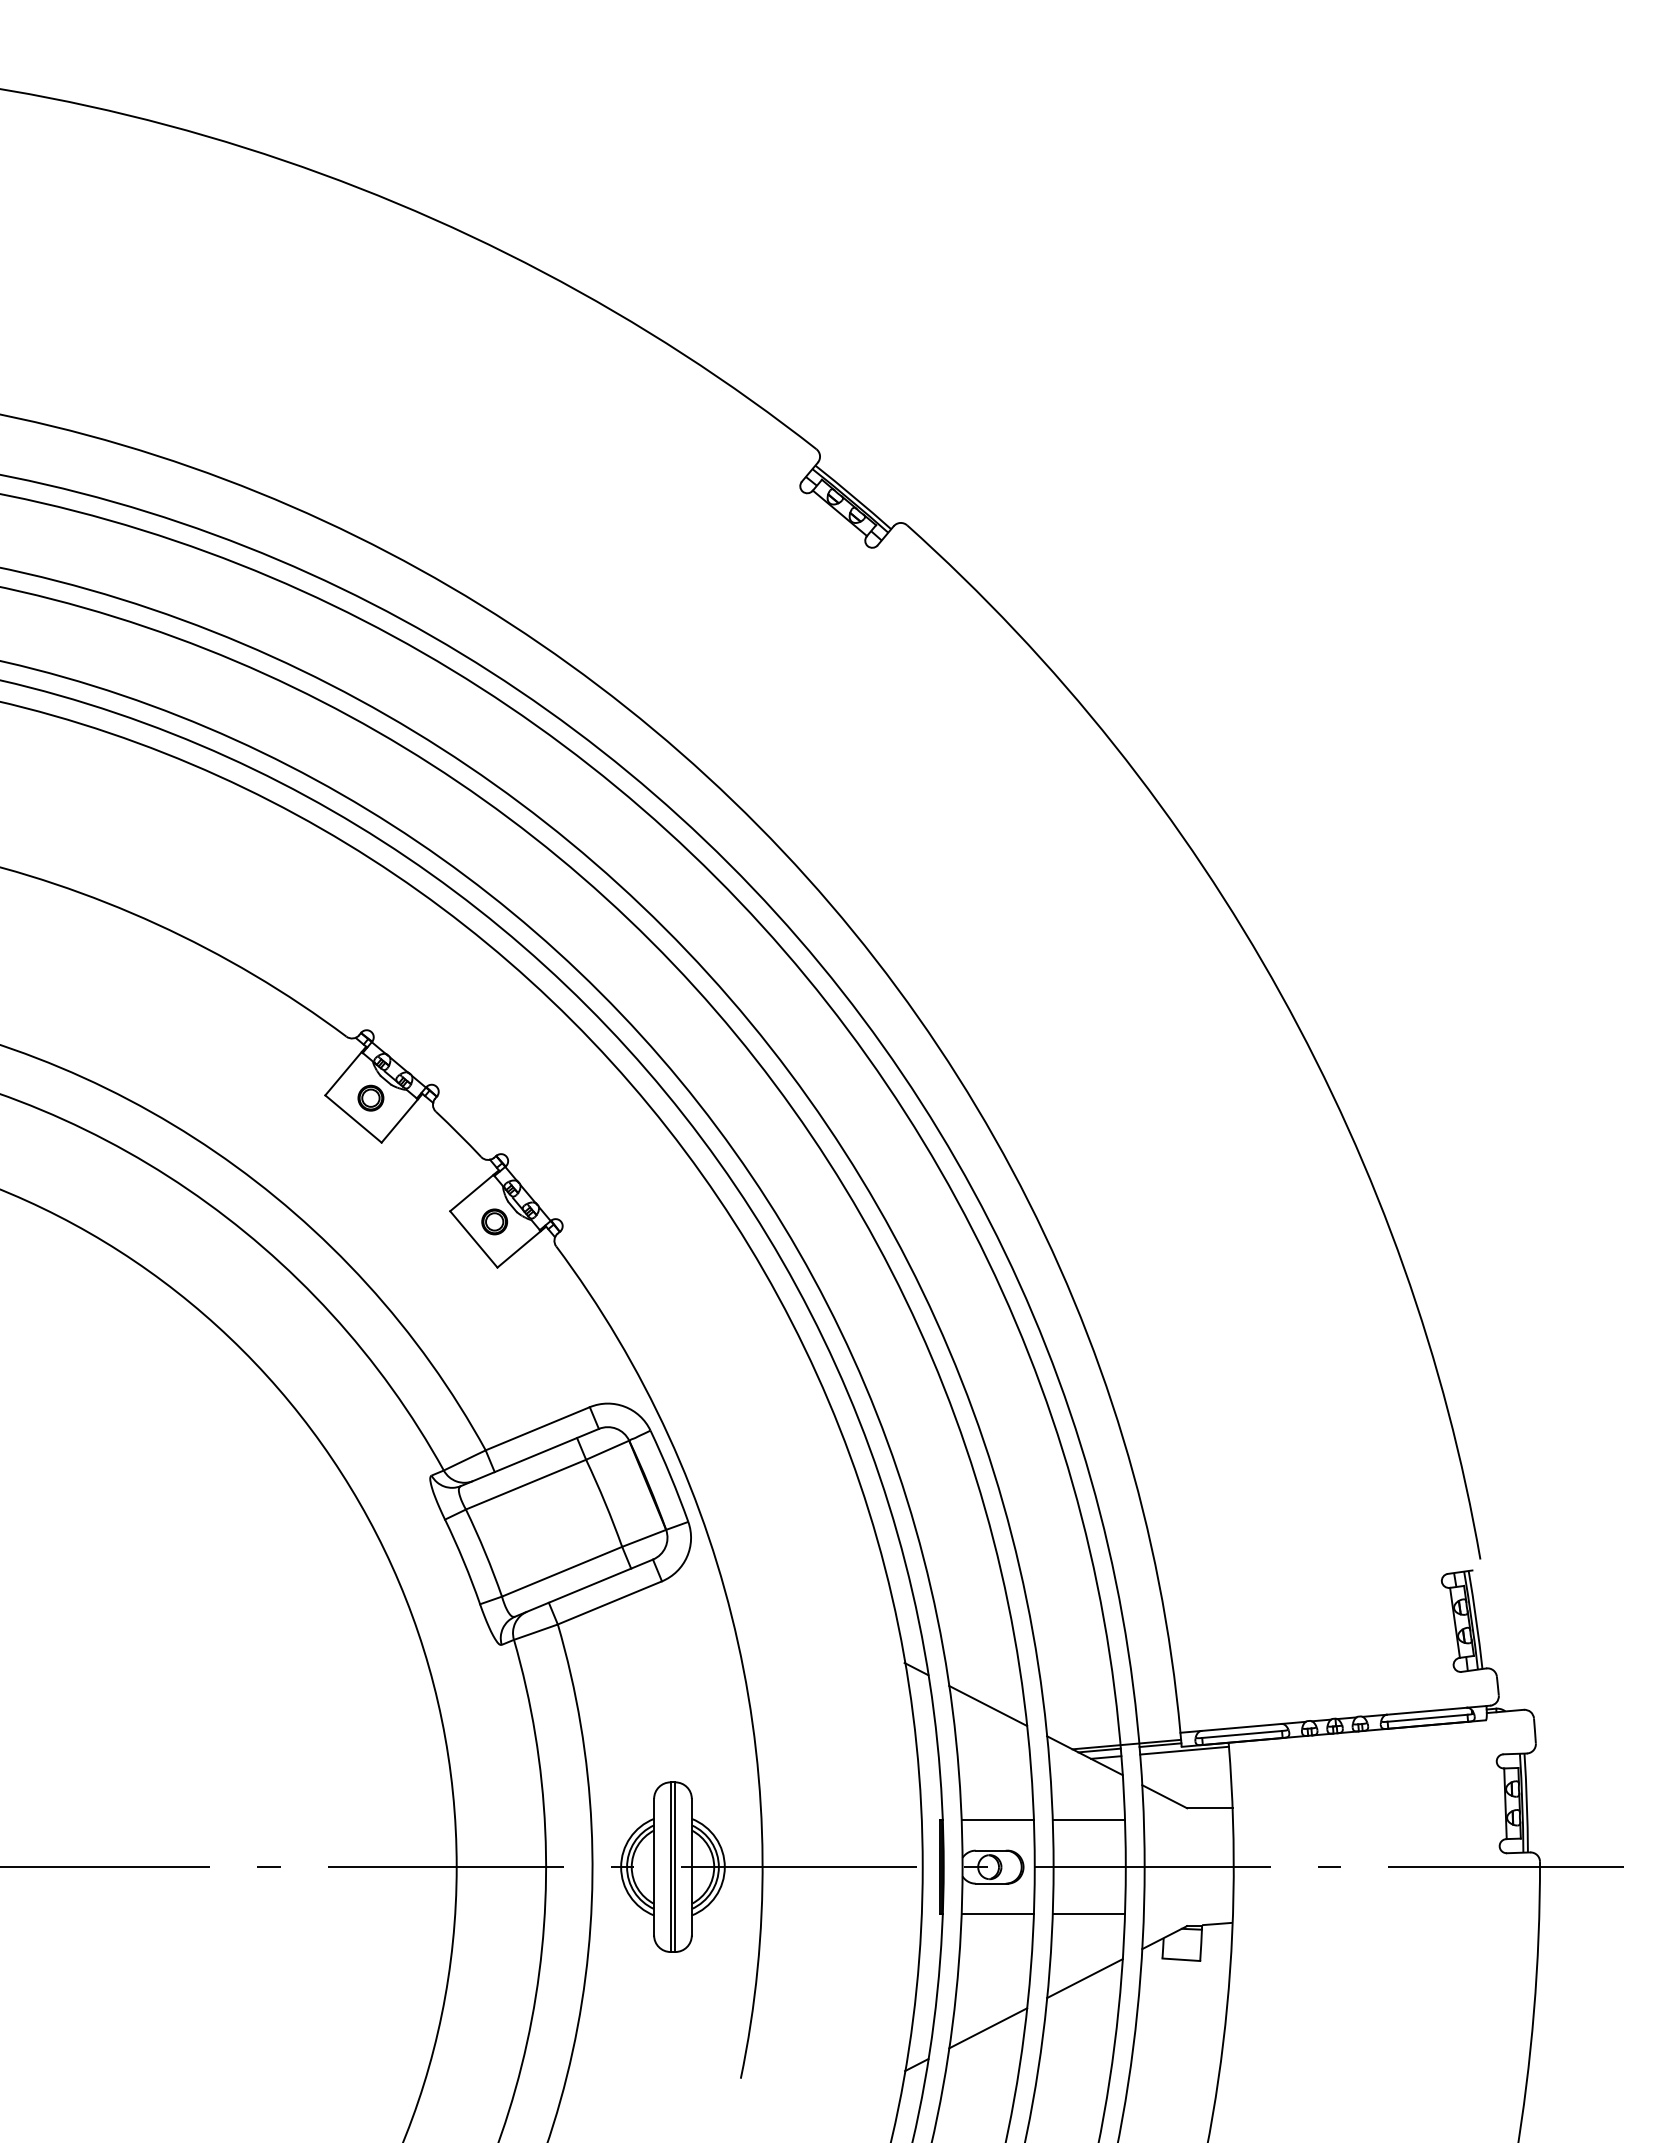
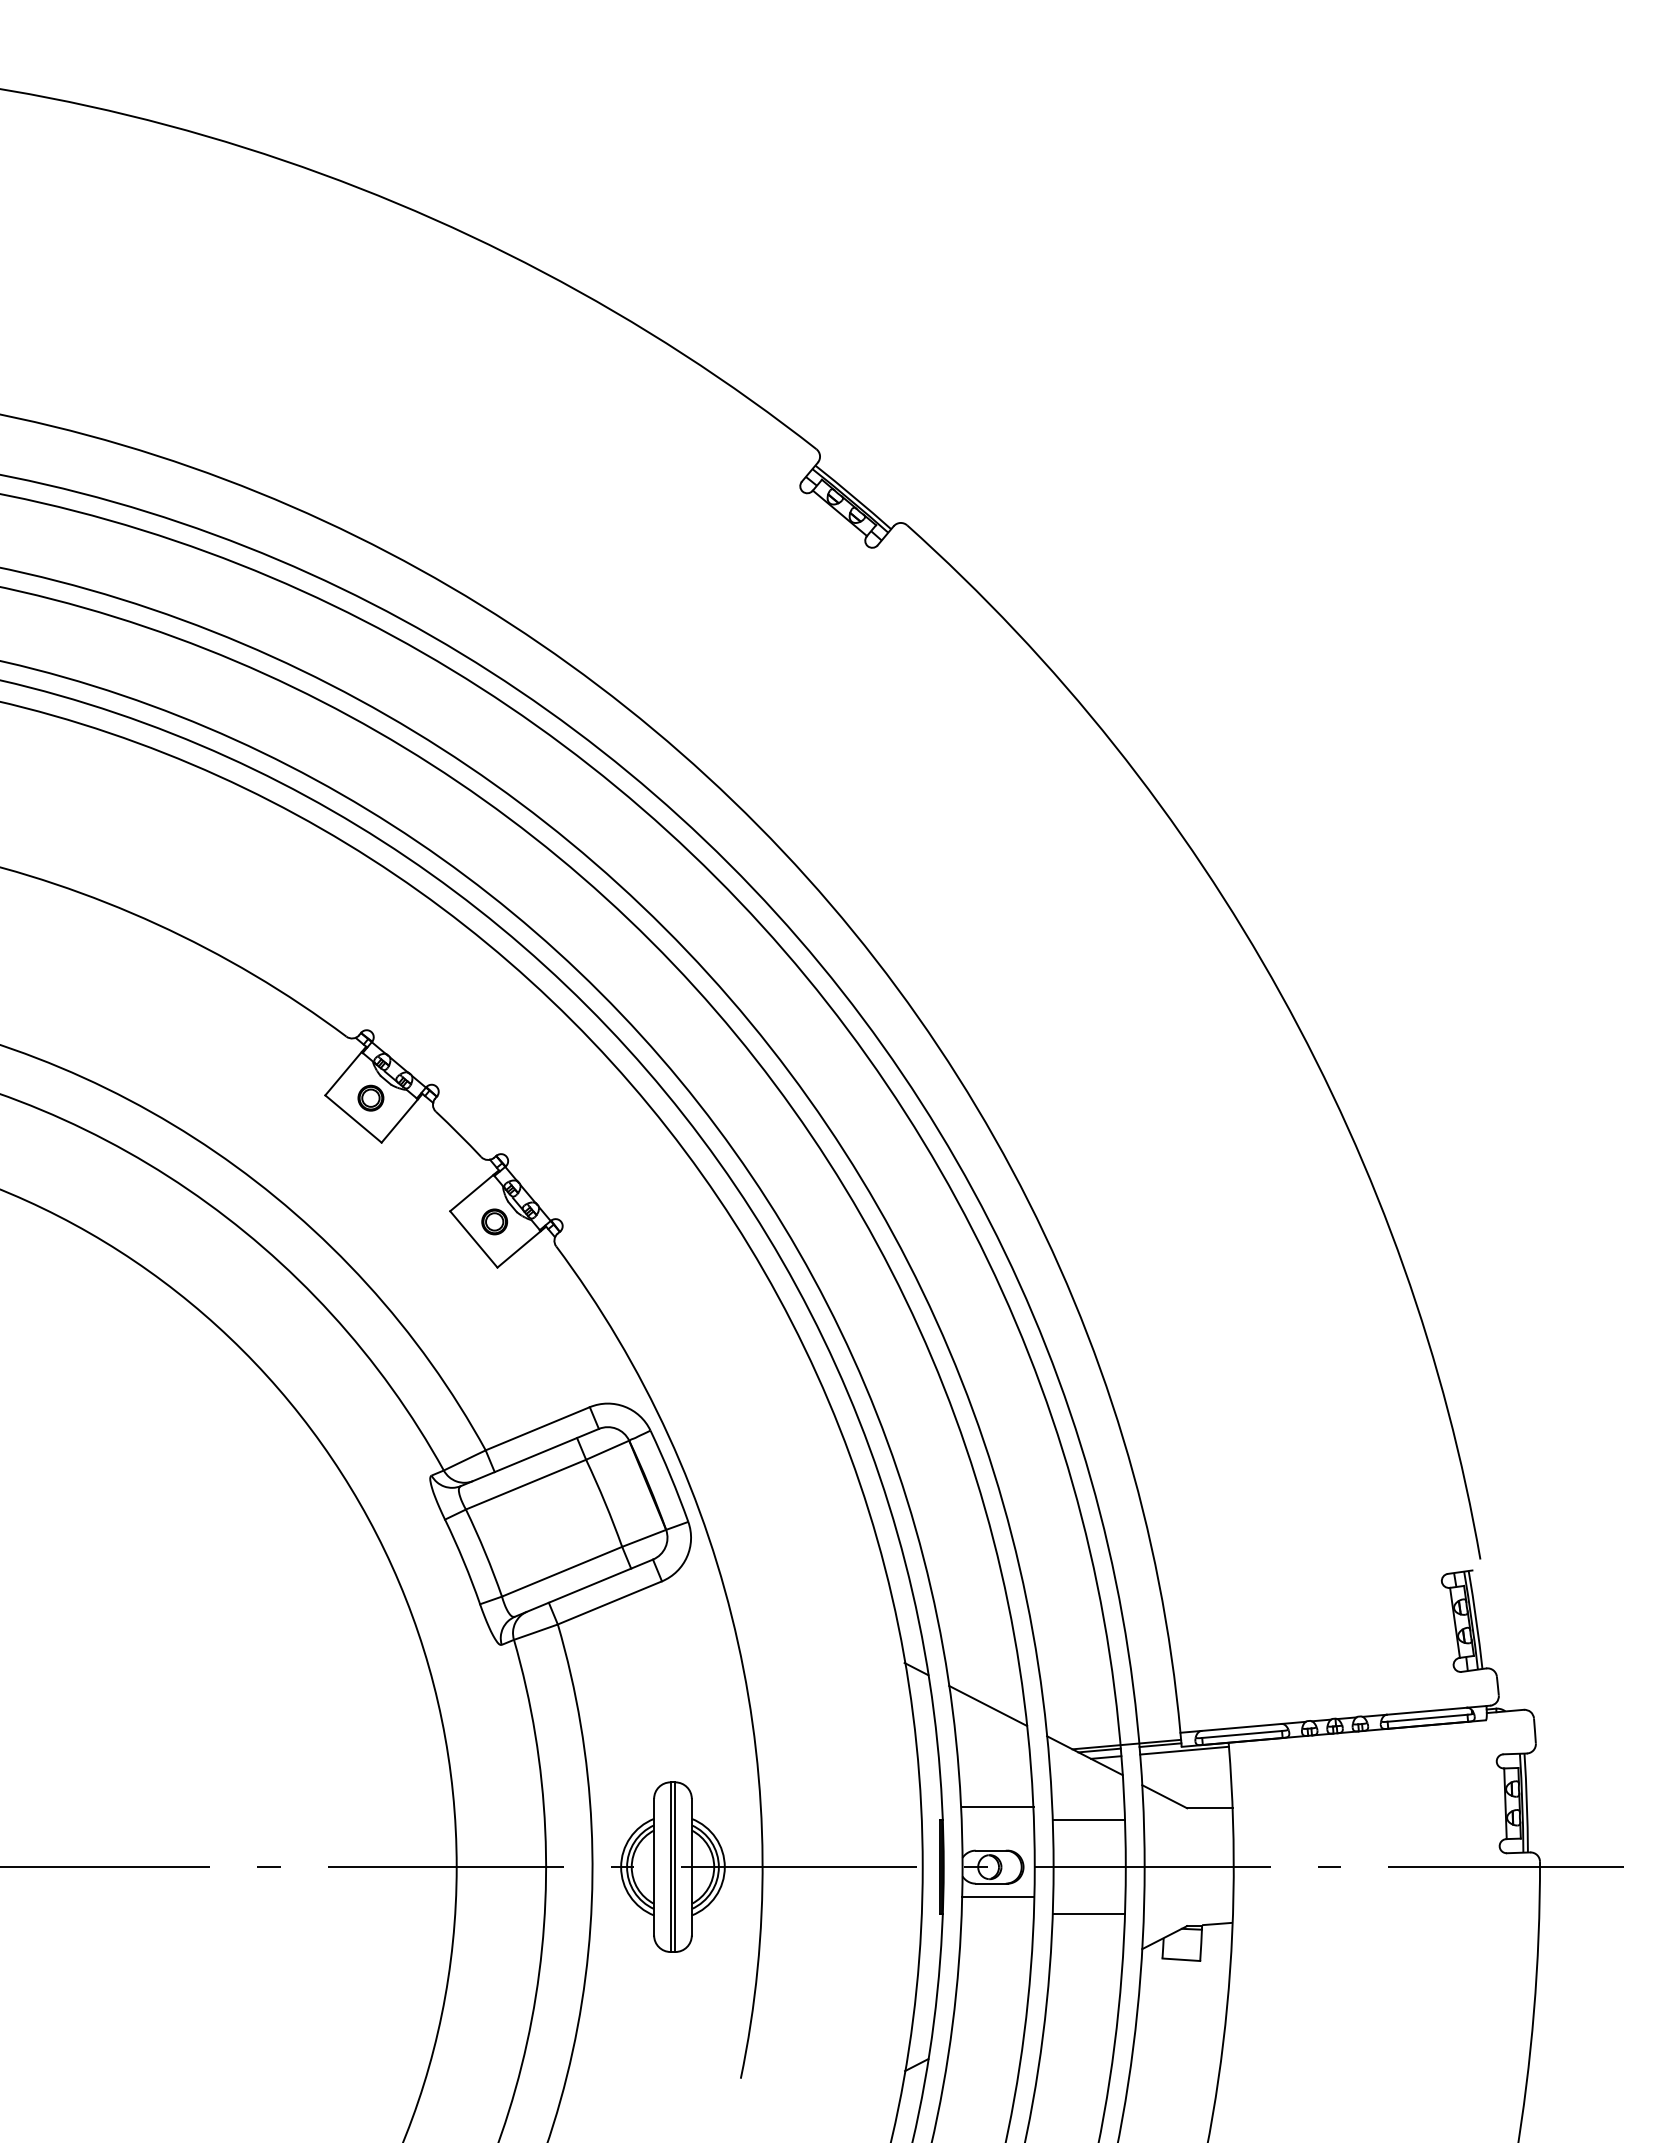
line position: (997, 1820) -> (997, 1807) (997, 1807)
line position: (997, 1914) -> (997, 1897) (997, 1897)
line: present -> none (1084, 1978)
line: present -> none (988, 2028)
